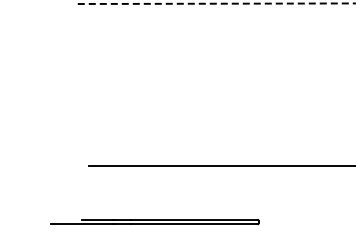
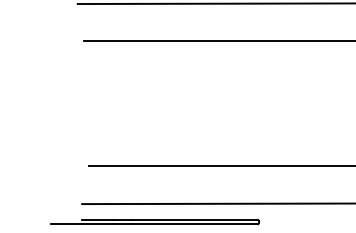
line: dashed -> solid (216, 3)
line: none -> present (217, 40)
line: none -> present (217, 203)
